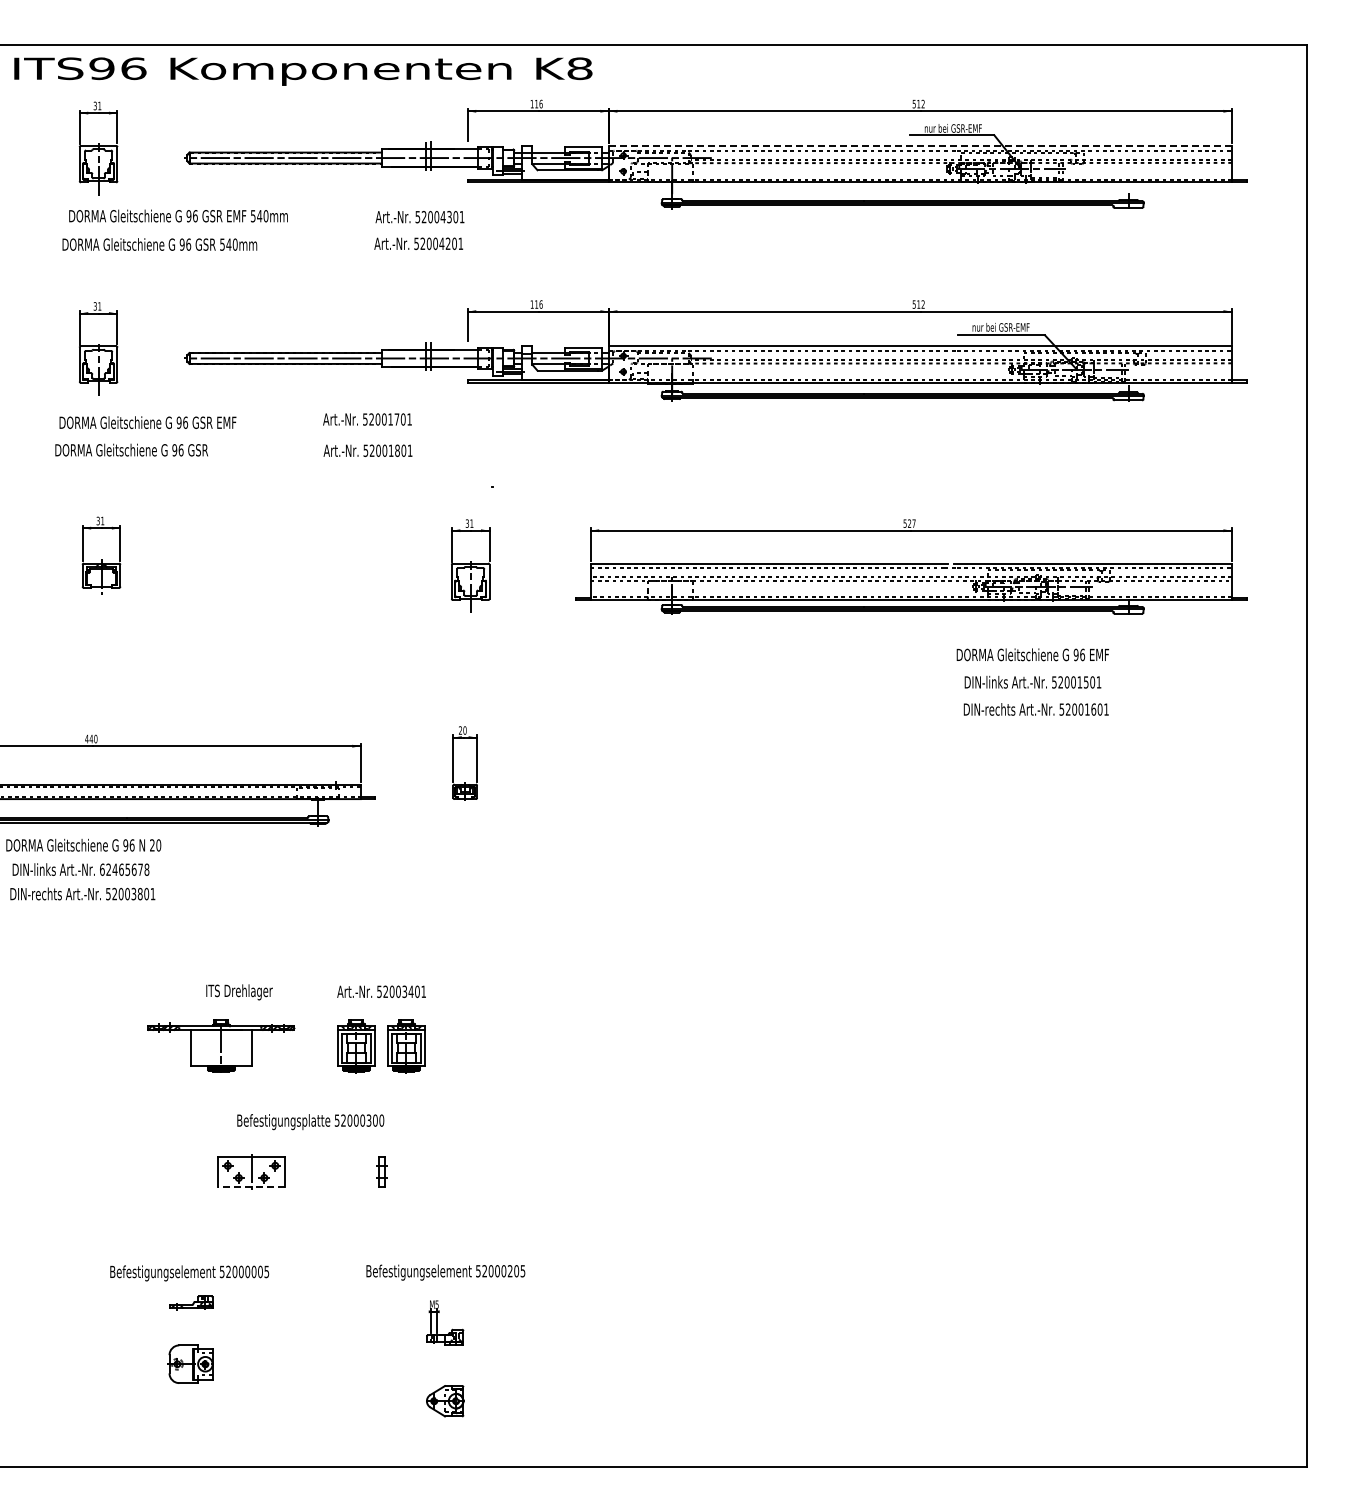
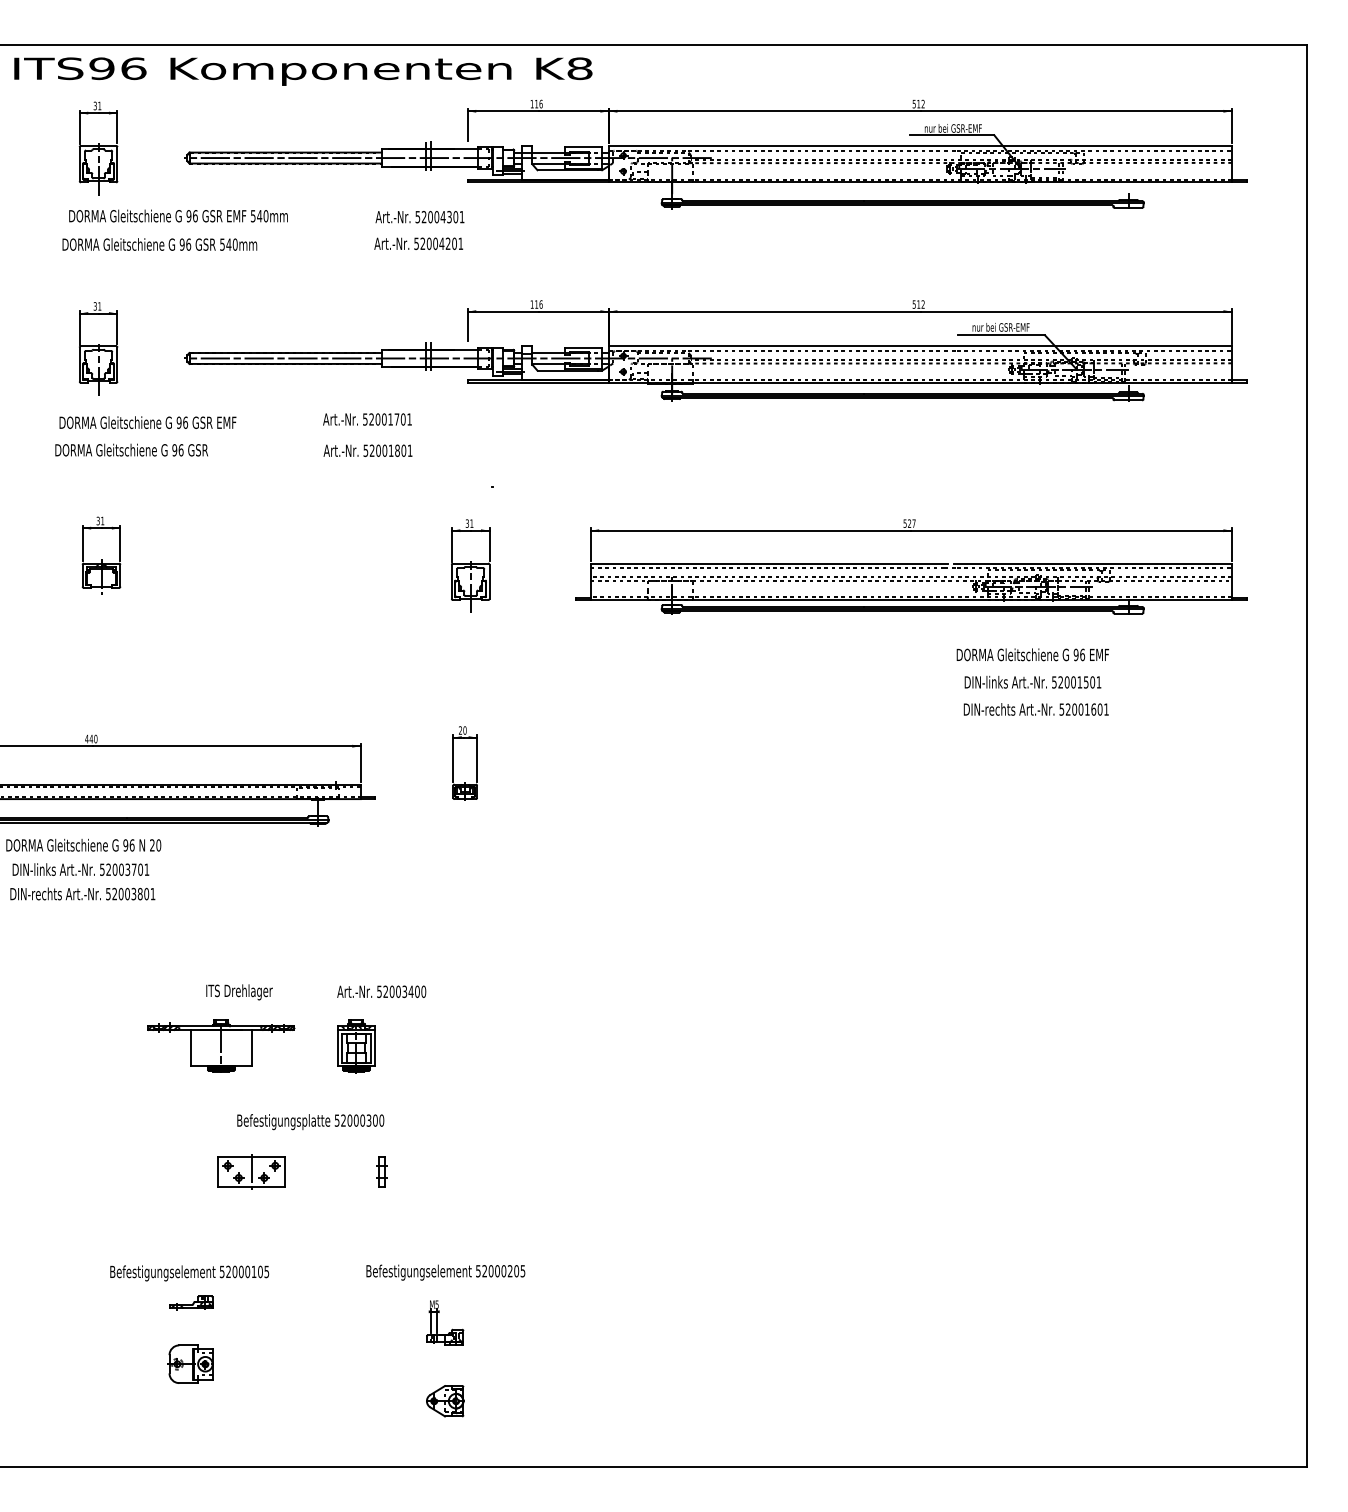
line: dashed -> solid (920, 145)
text: 62465678 -> 52003701 (124, 869)
text: 52003401 -> 52003400 (423, 991)
part: present -> none (406, 1046)
line: dashed -> solid (251, 1187)
text: 52000005 -> 52000105 (253, 1271)
